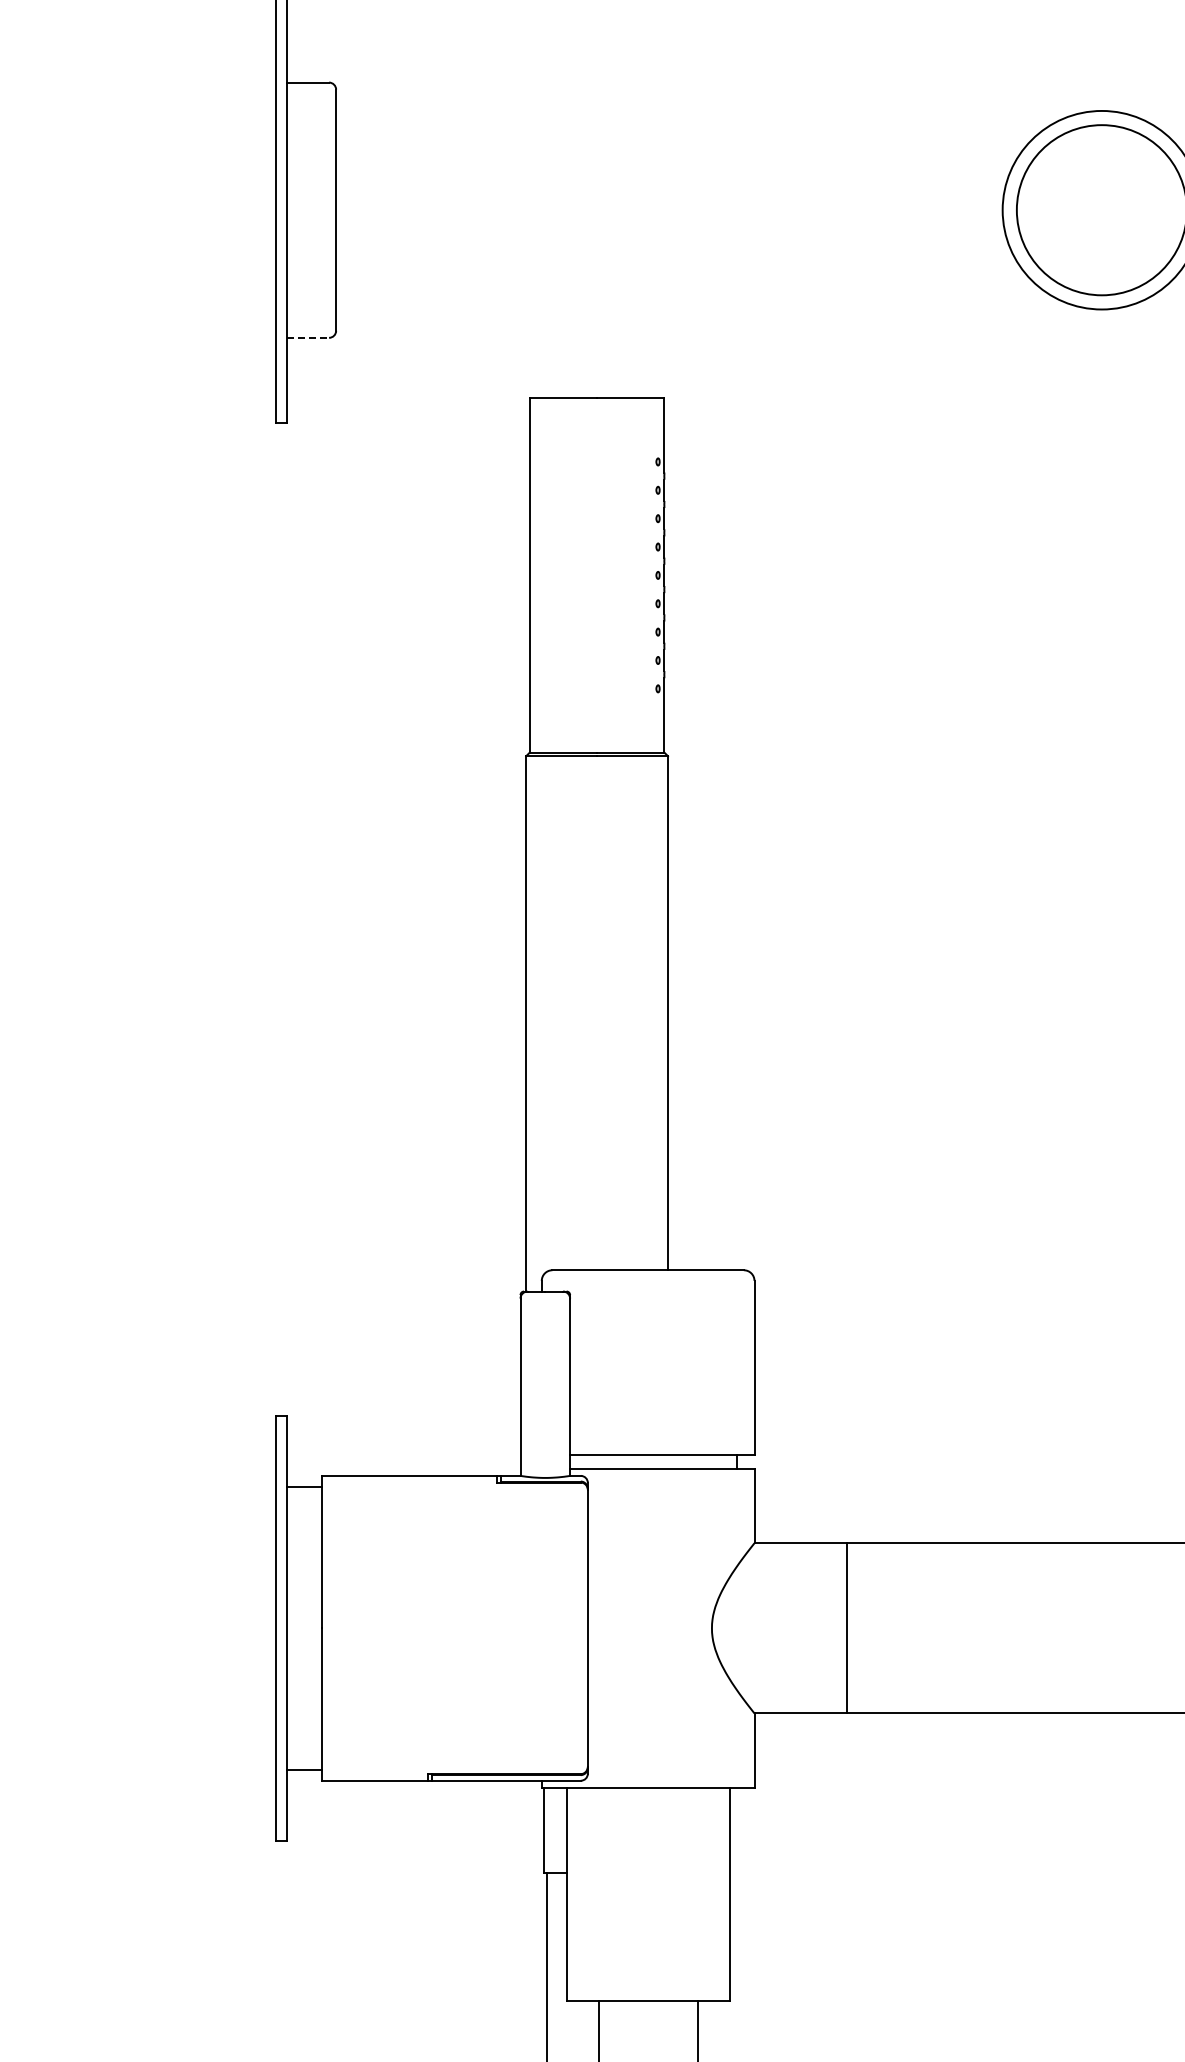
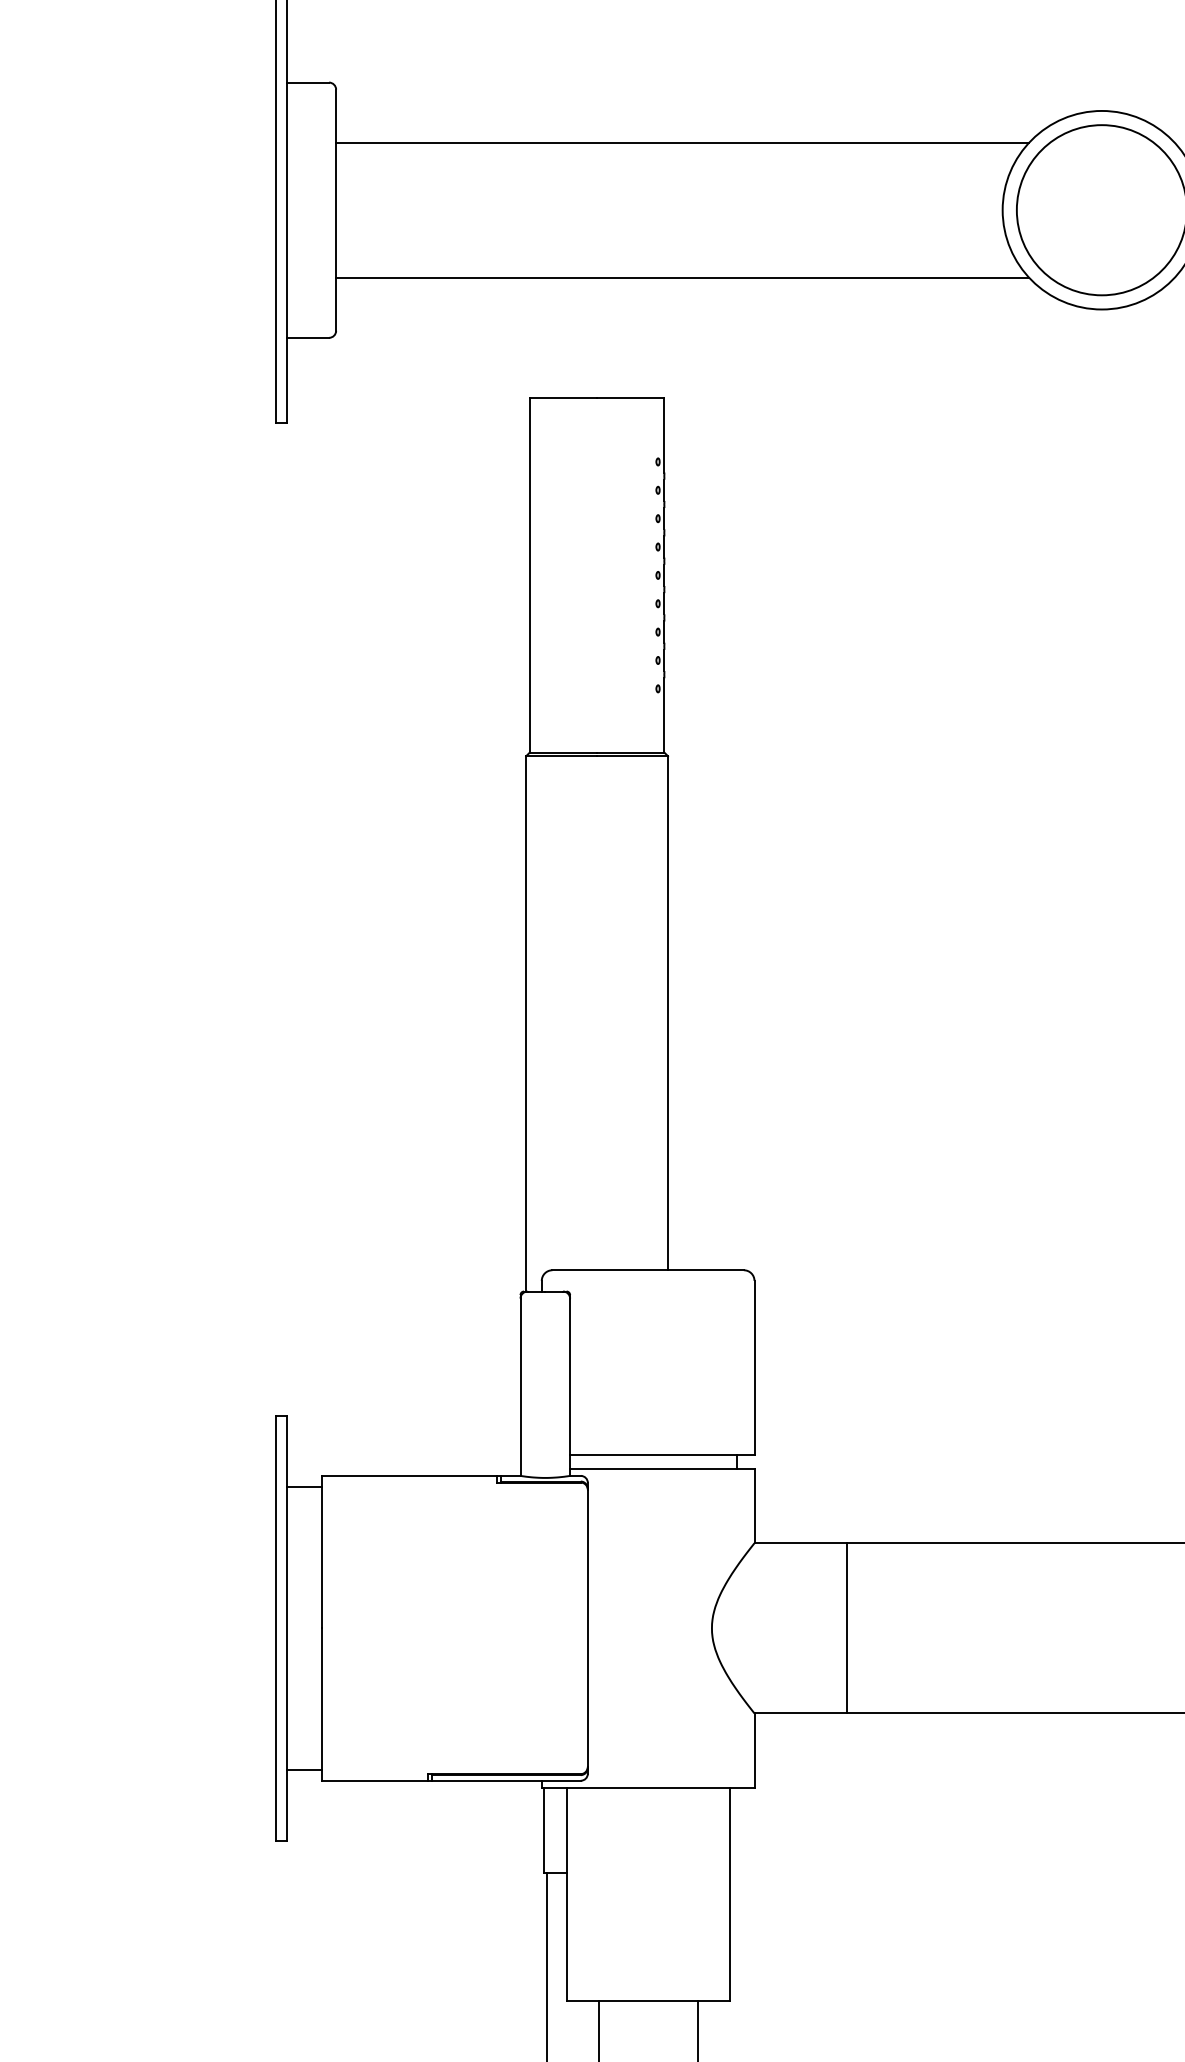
line: none -> present (682, 142)
line: none -> present (682, 277)
line: dashed -> solid (308, 337)
